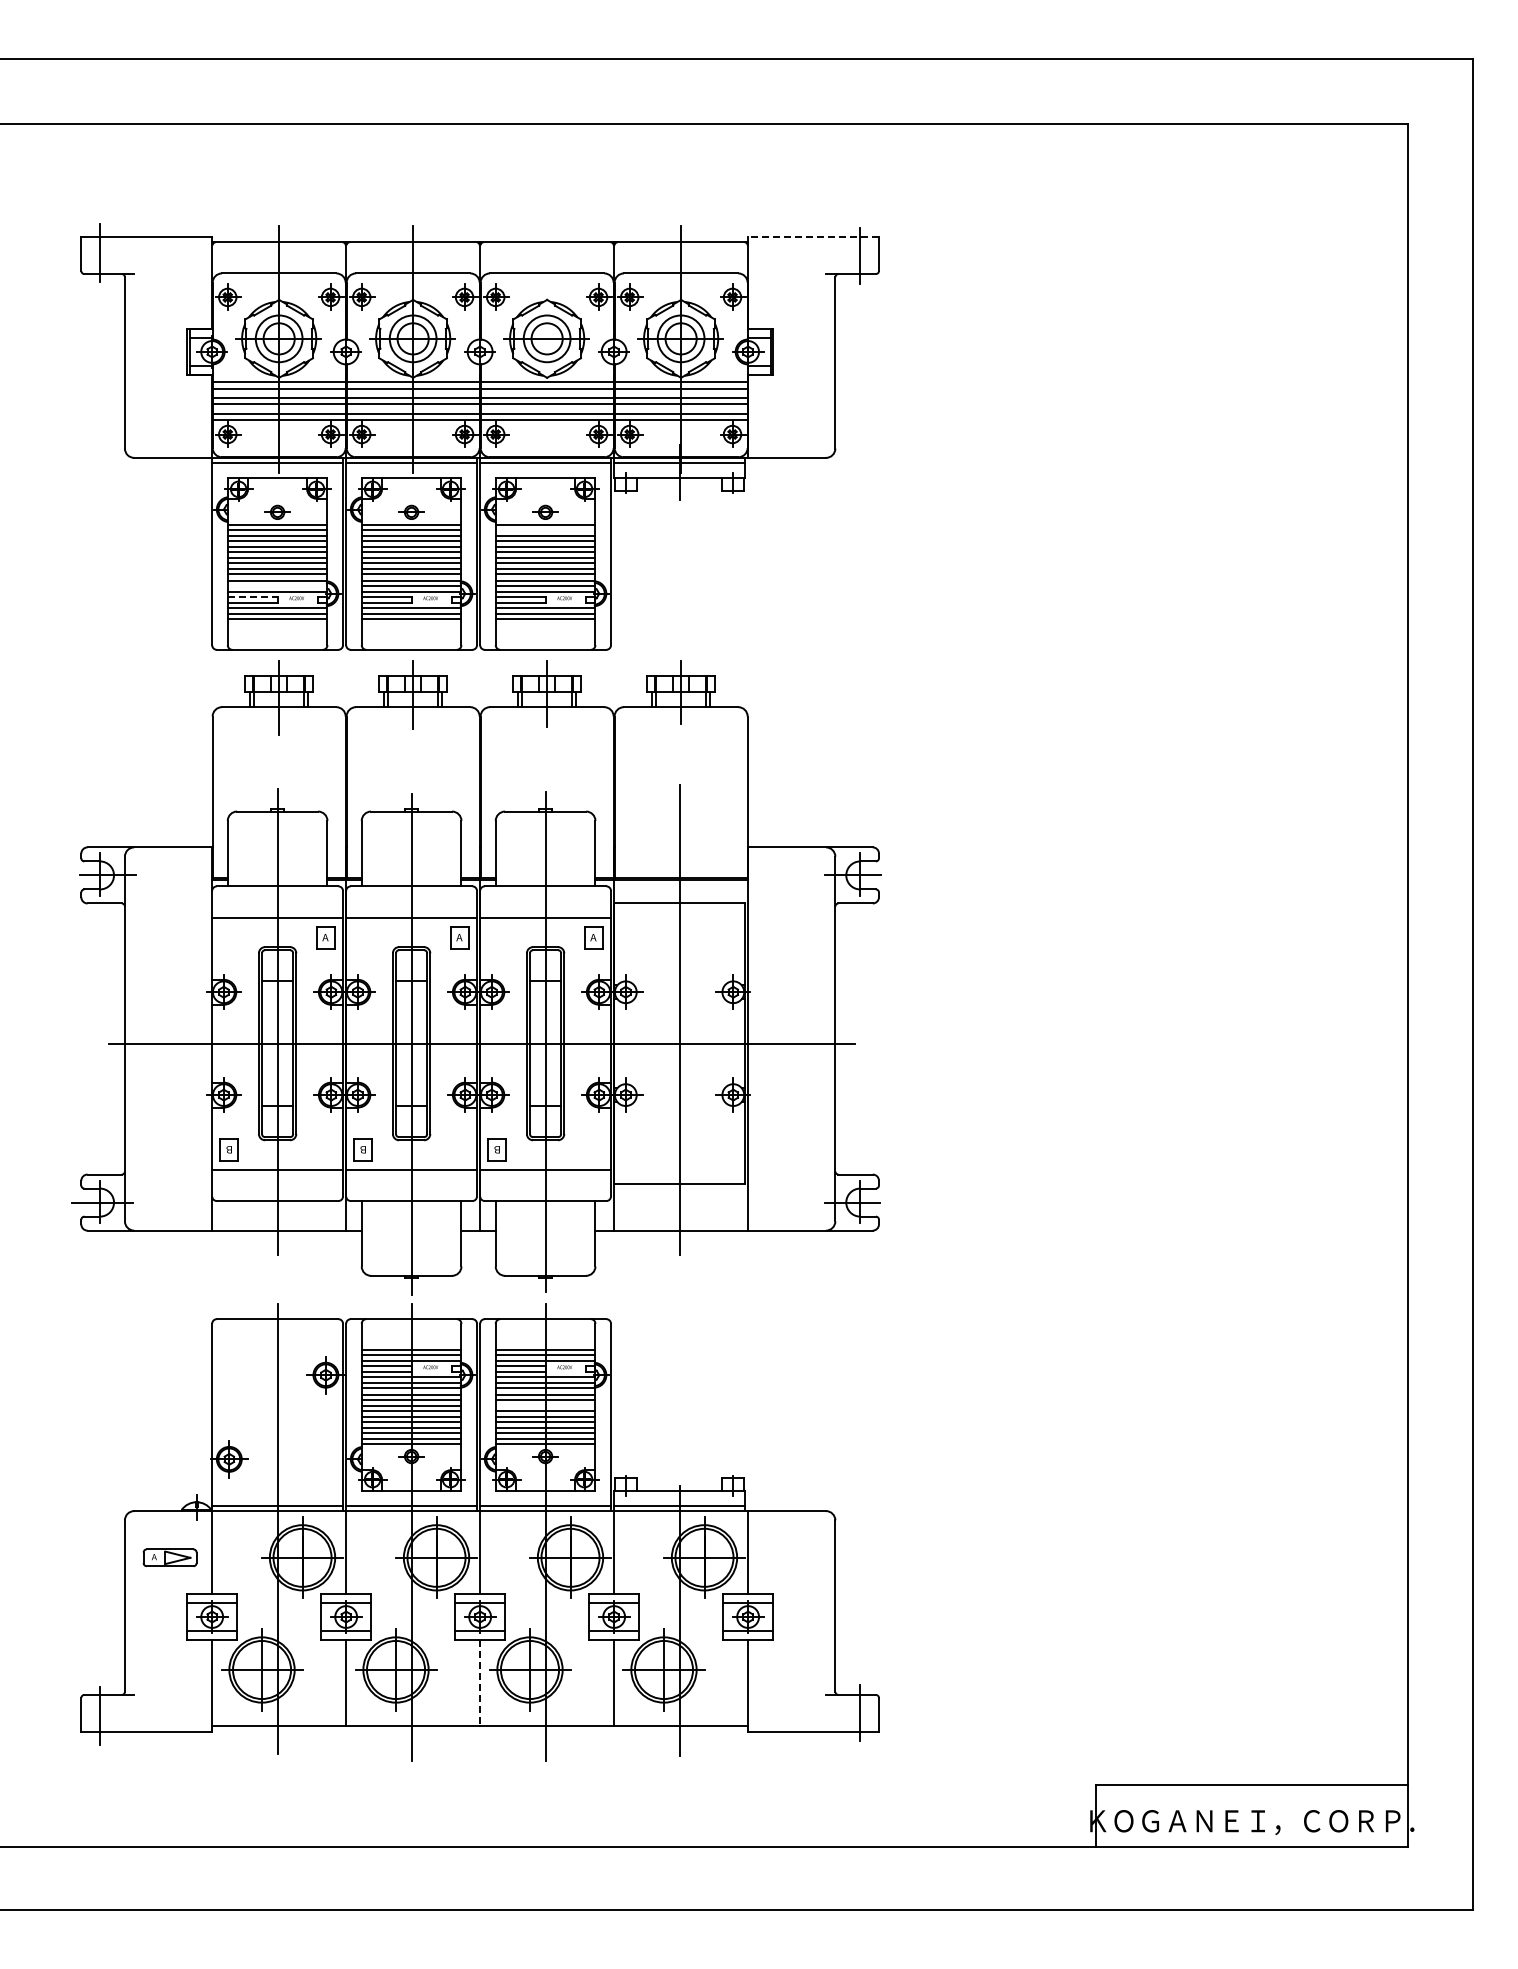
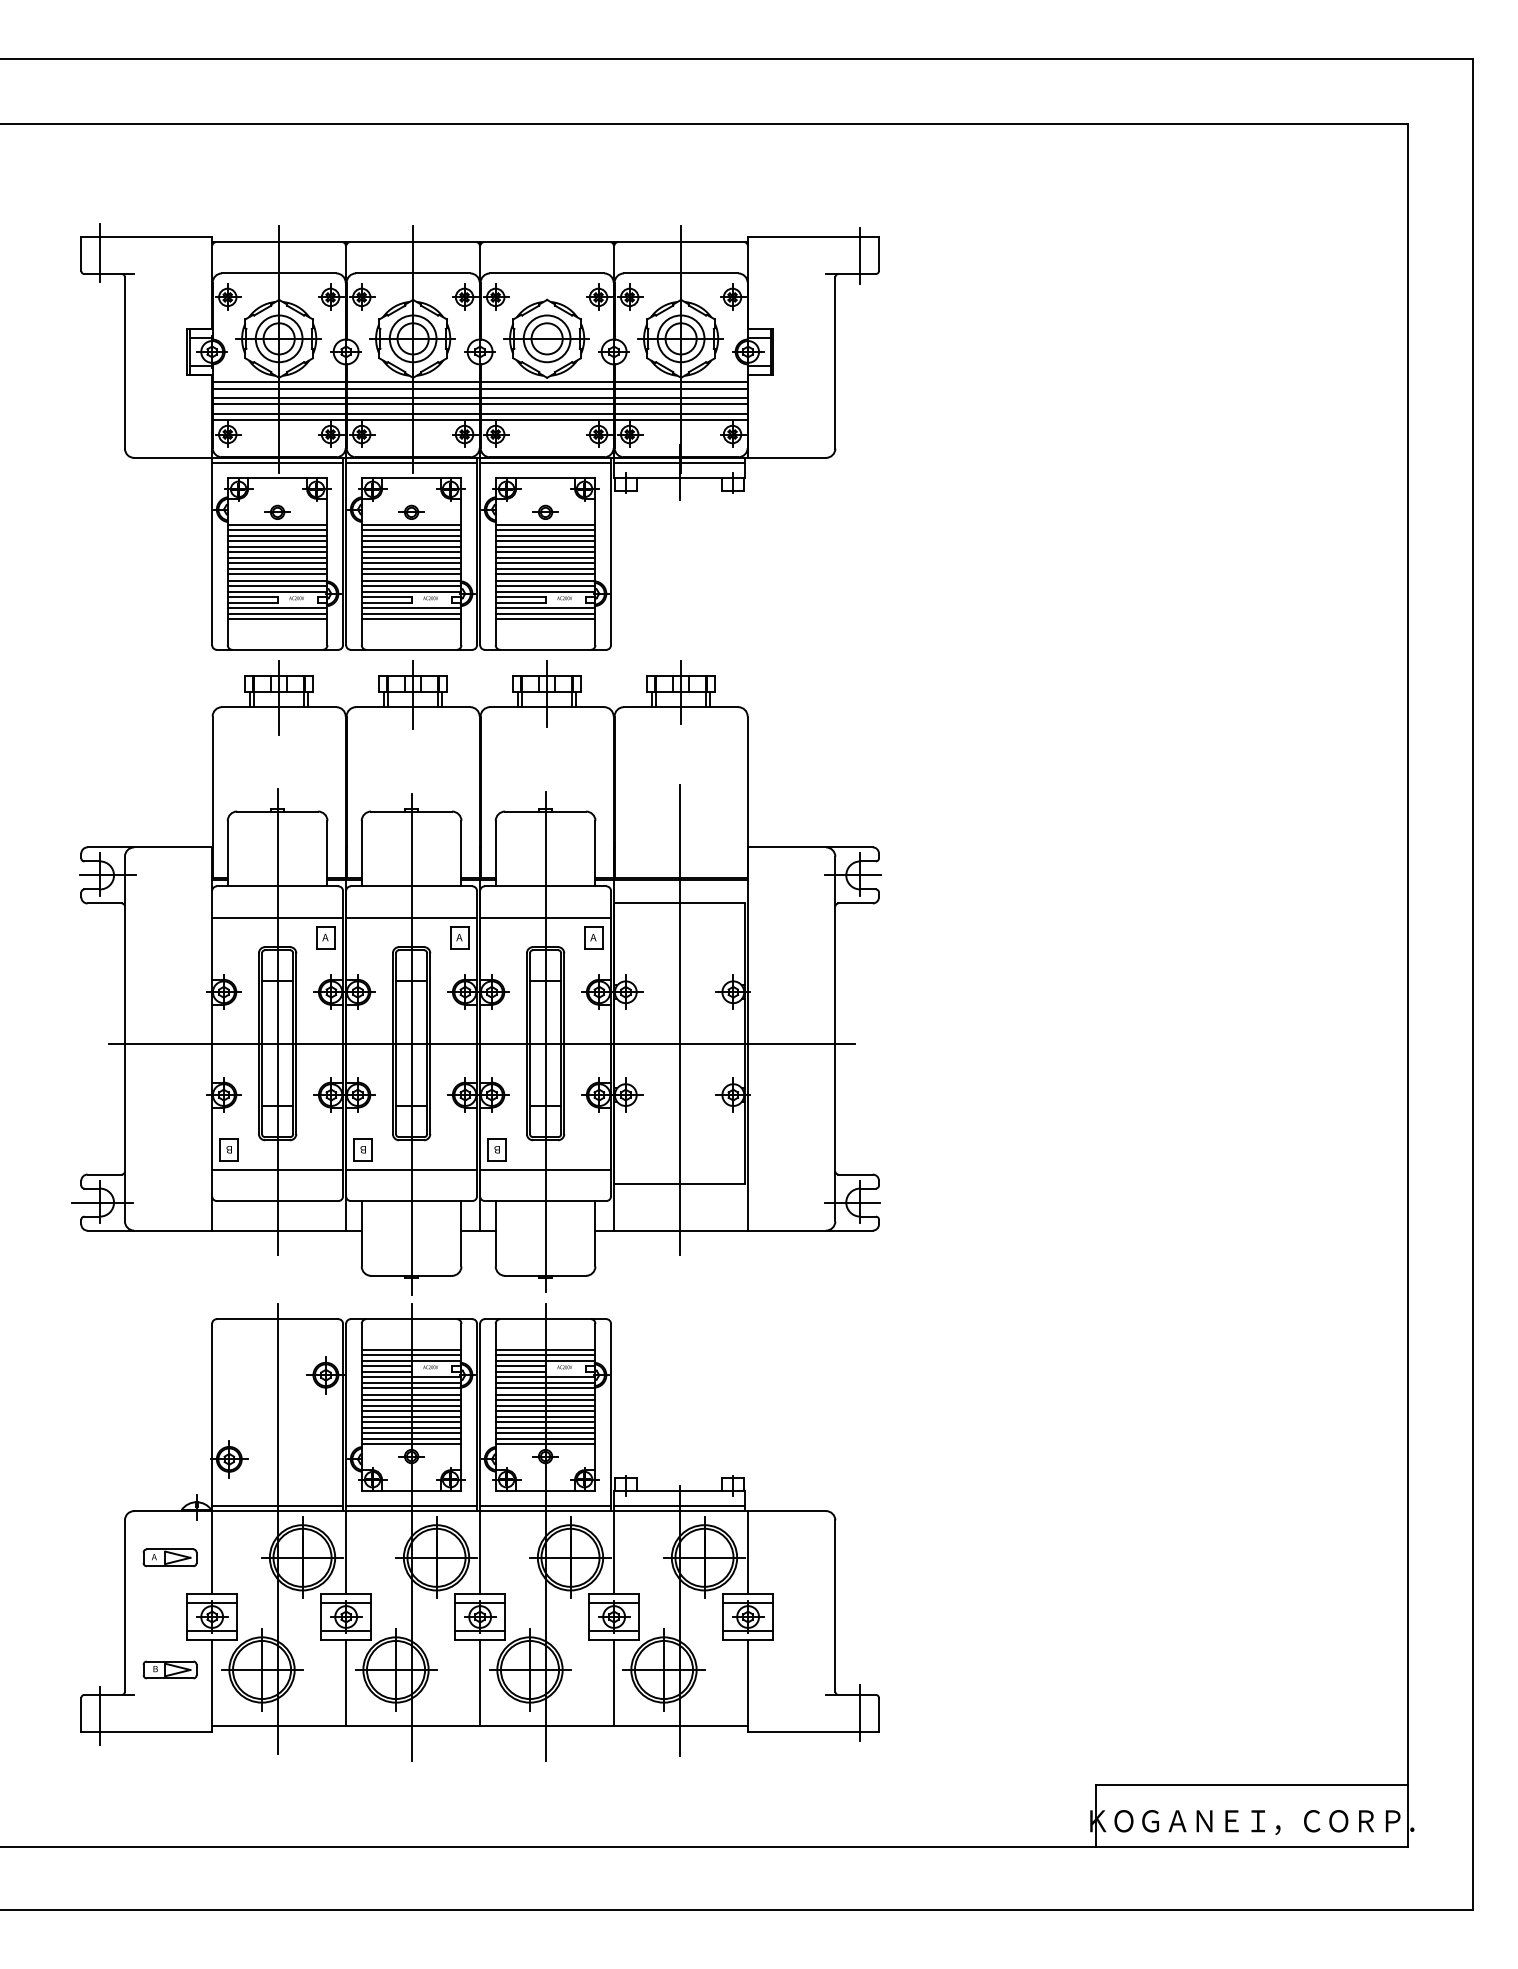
line: dashed -> solid (813, 236)
line: none -> present (545, 529)
line: none -> present (277, 585)
line: dashed -> solid (252, 596)
line: none -> present (545, 1405)
part: none -> present (169, 1669)
line: dashed -> solid (480, 1683)
